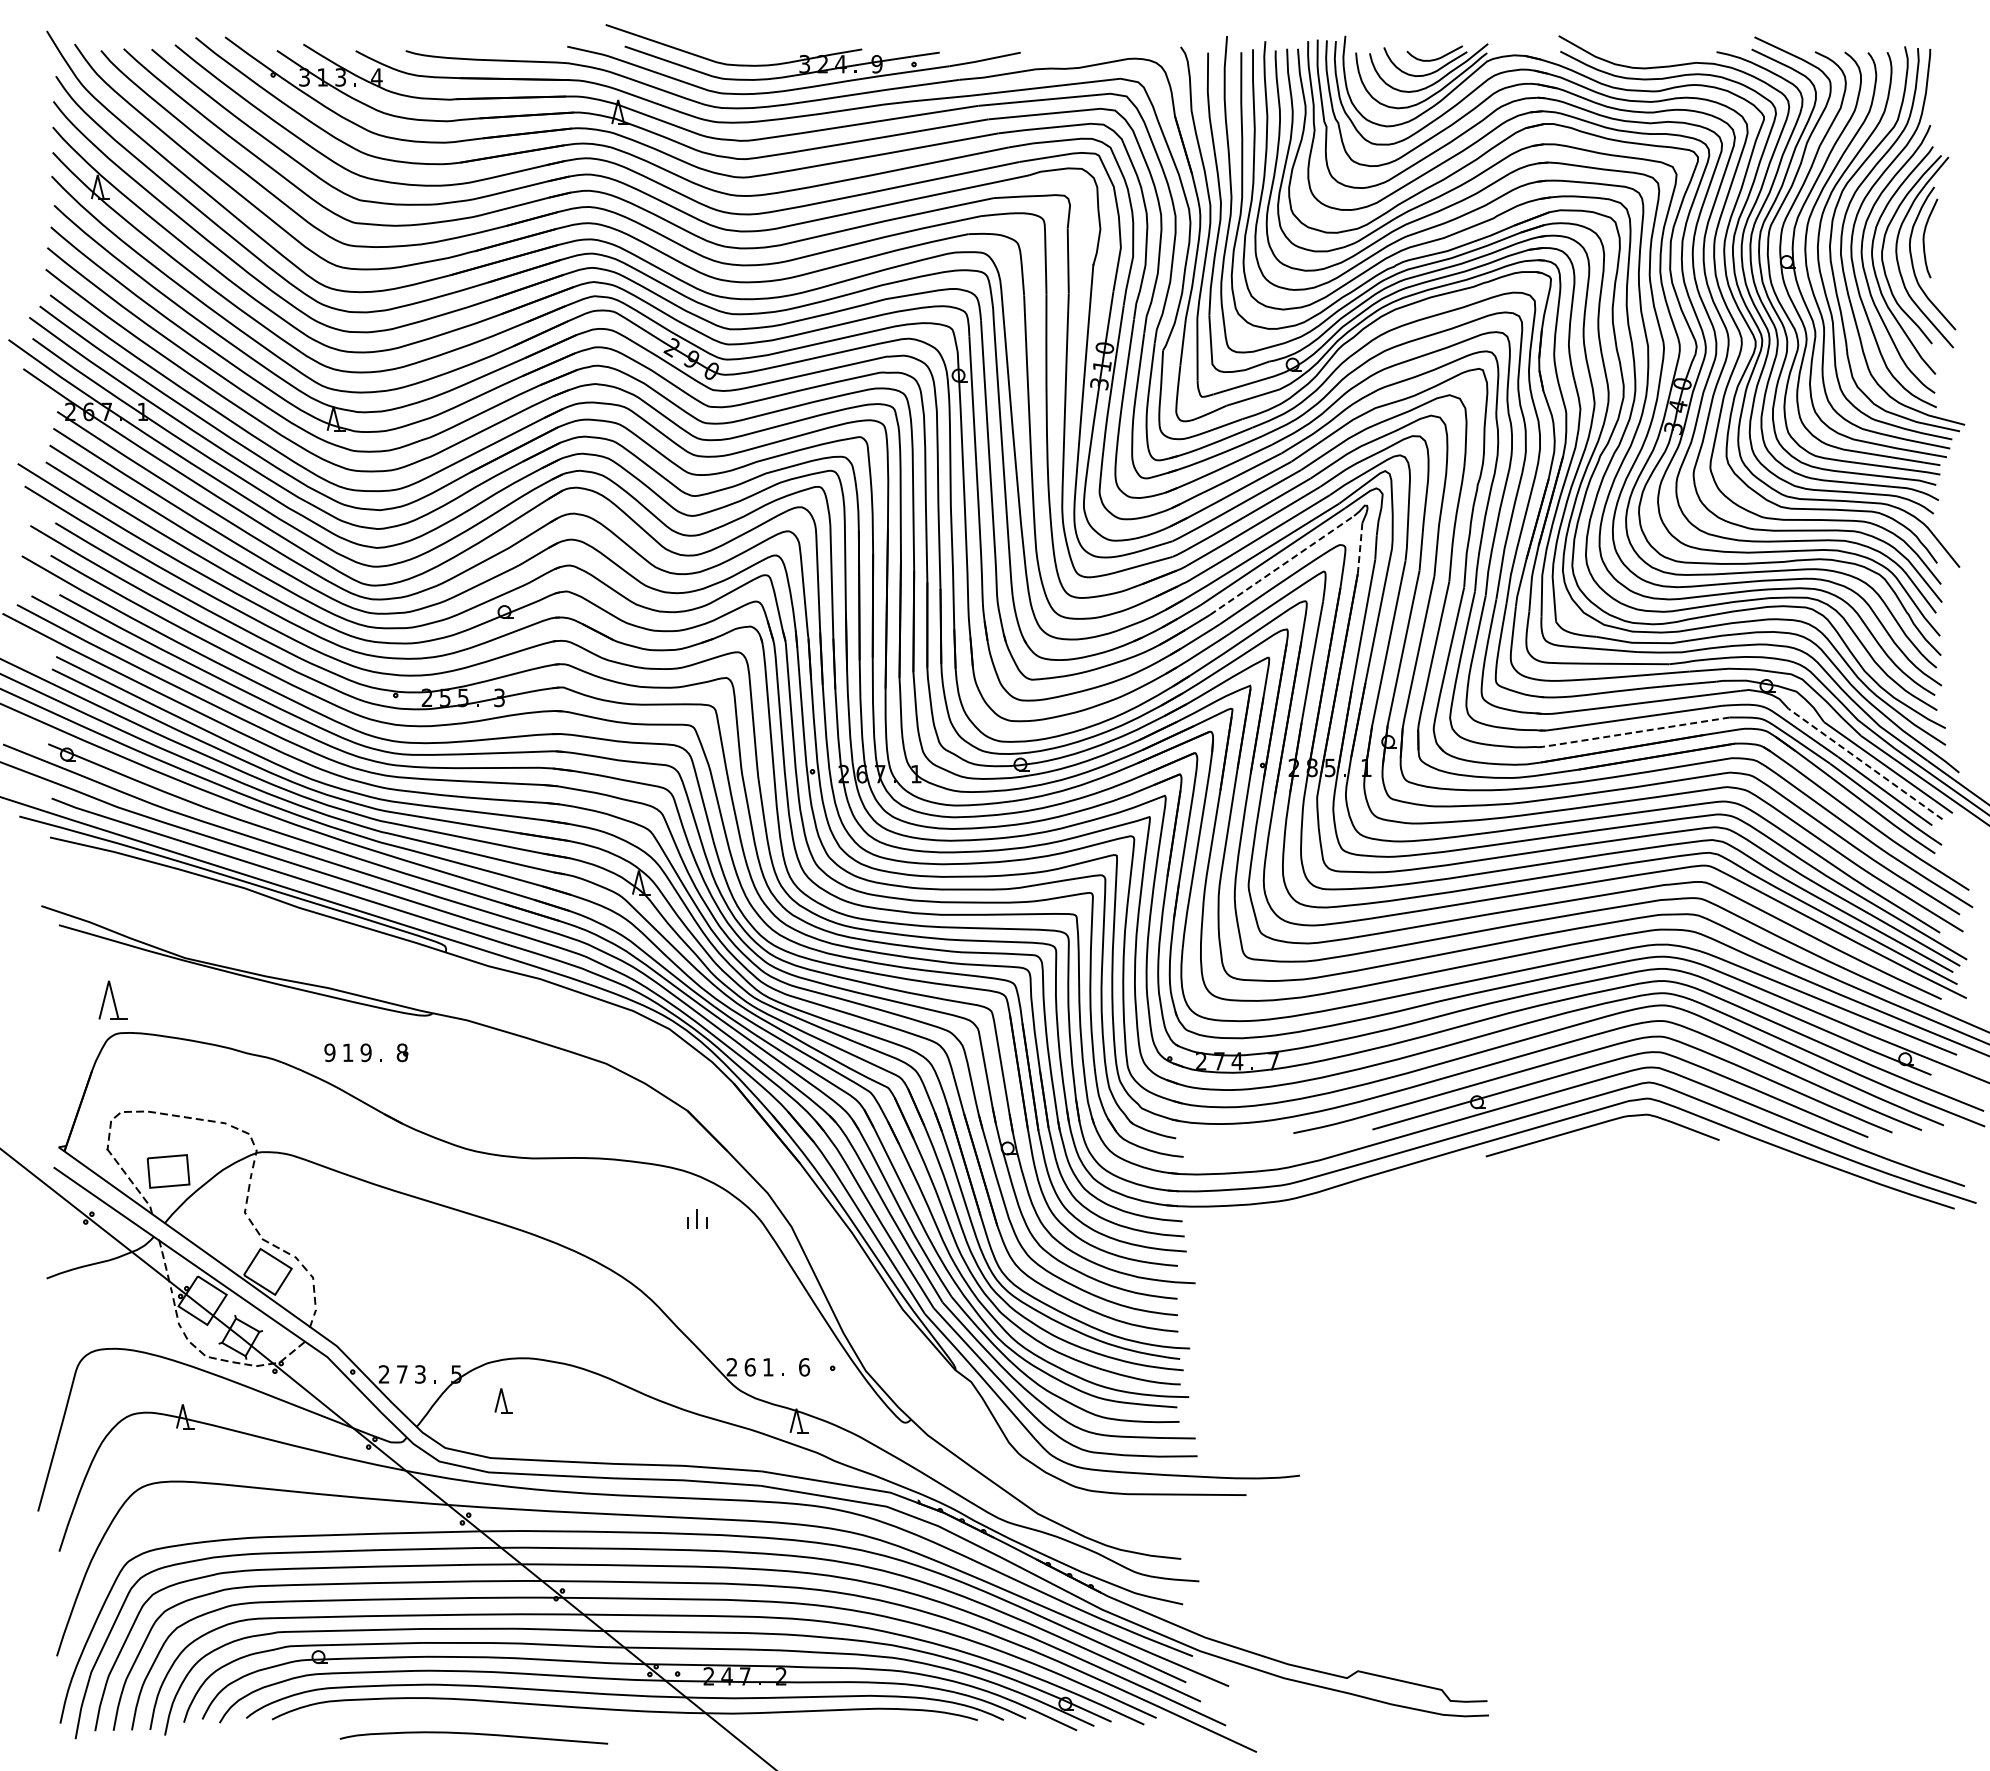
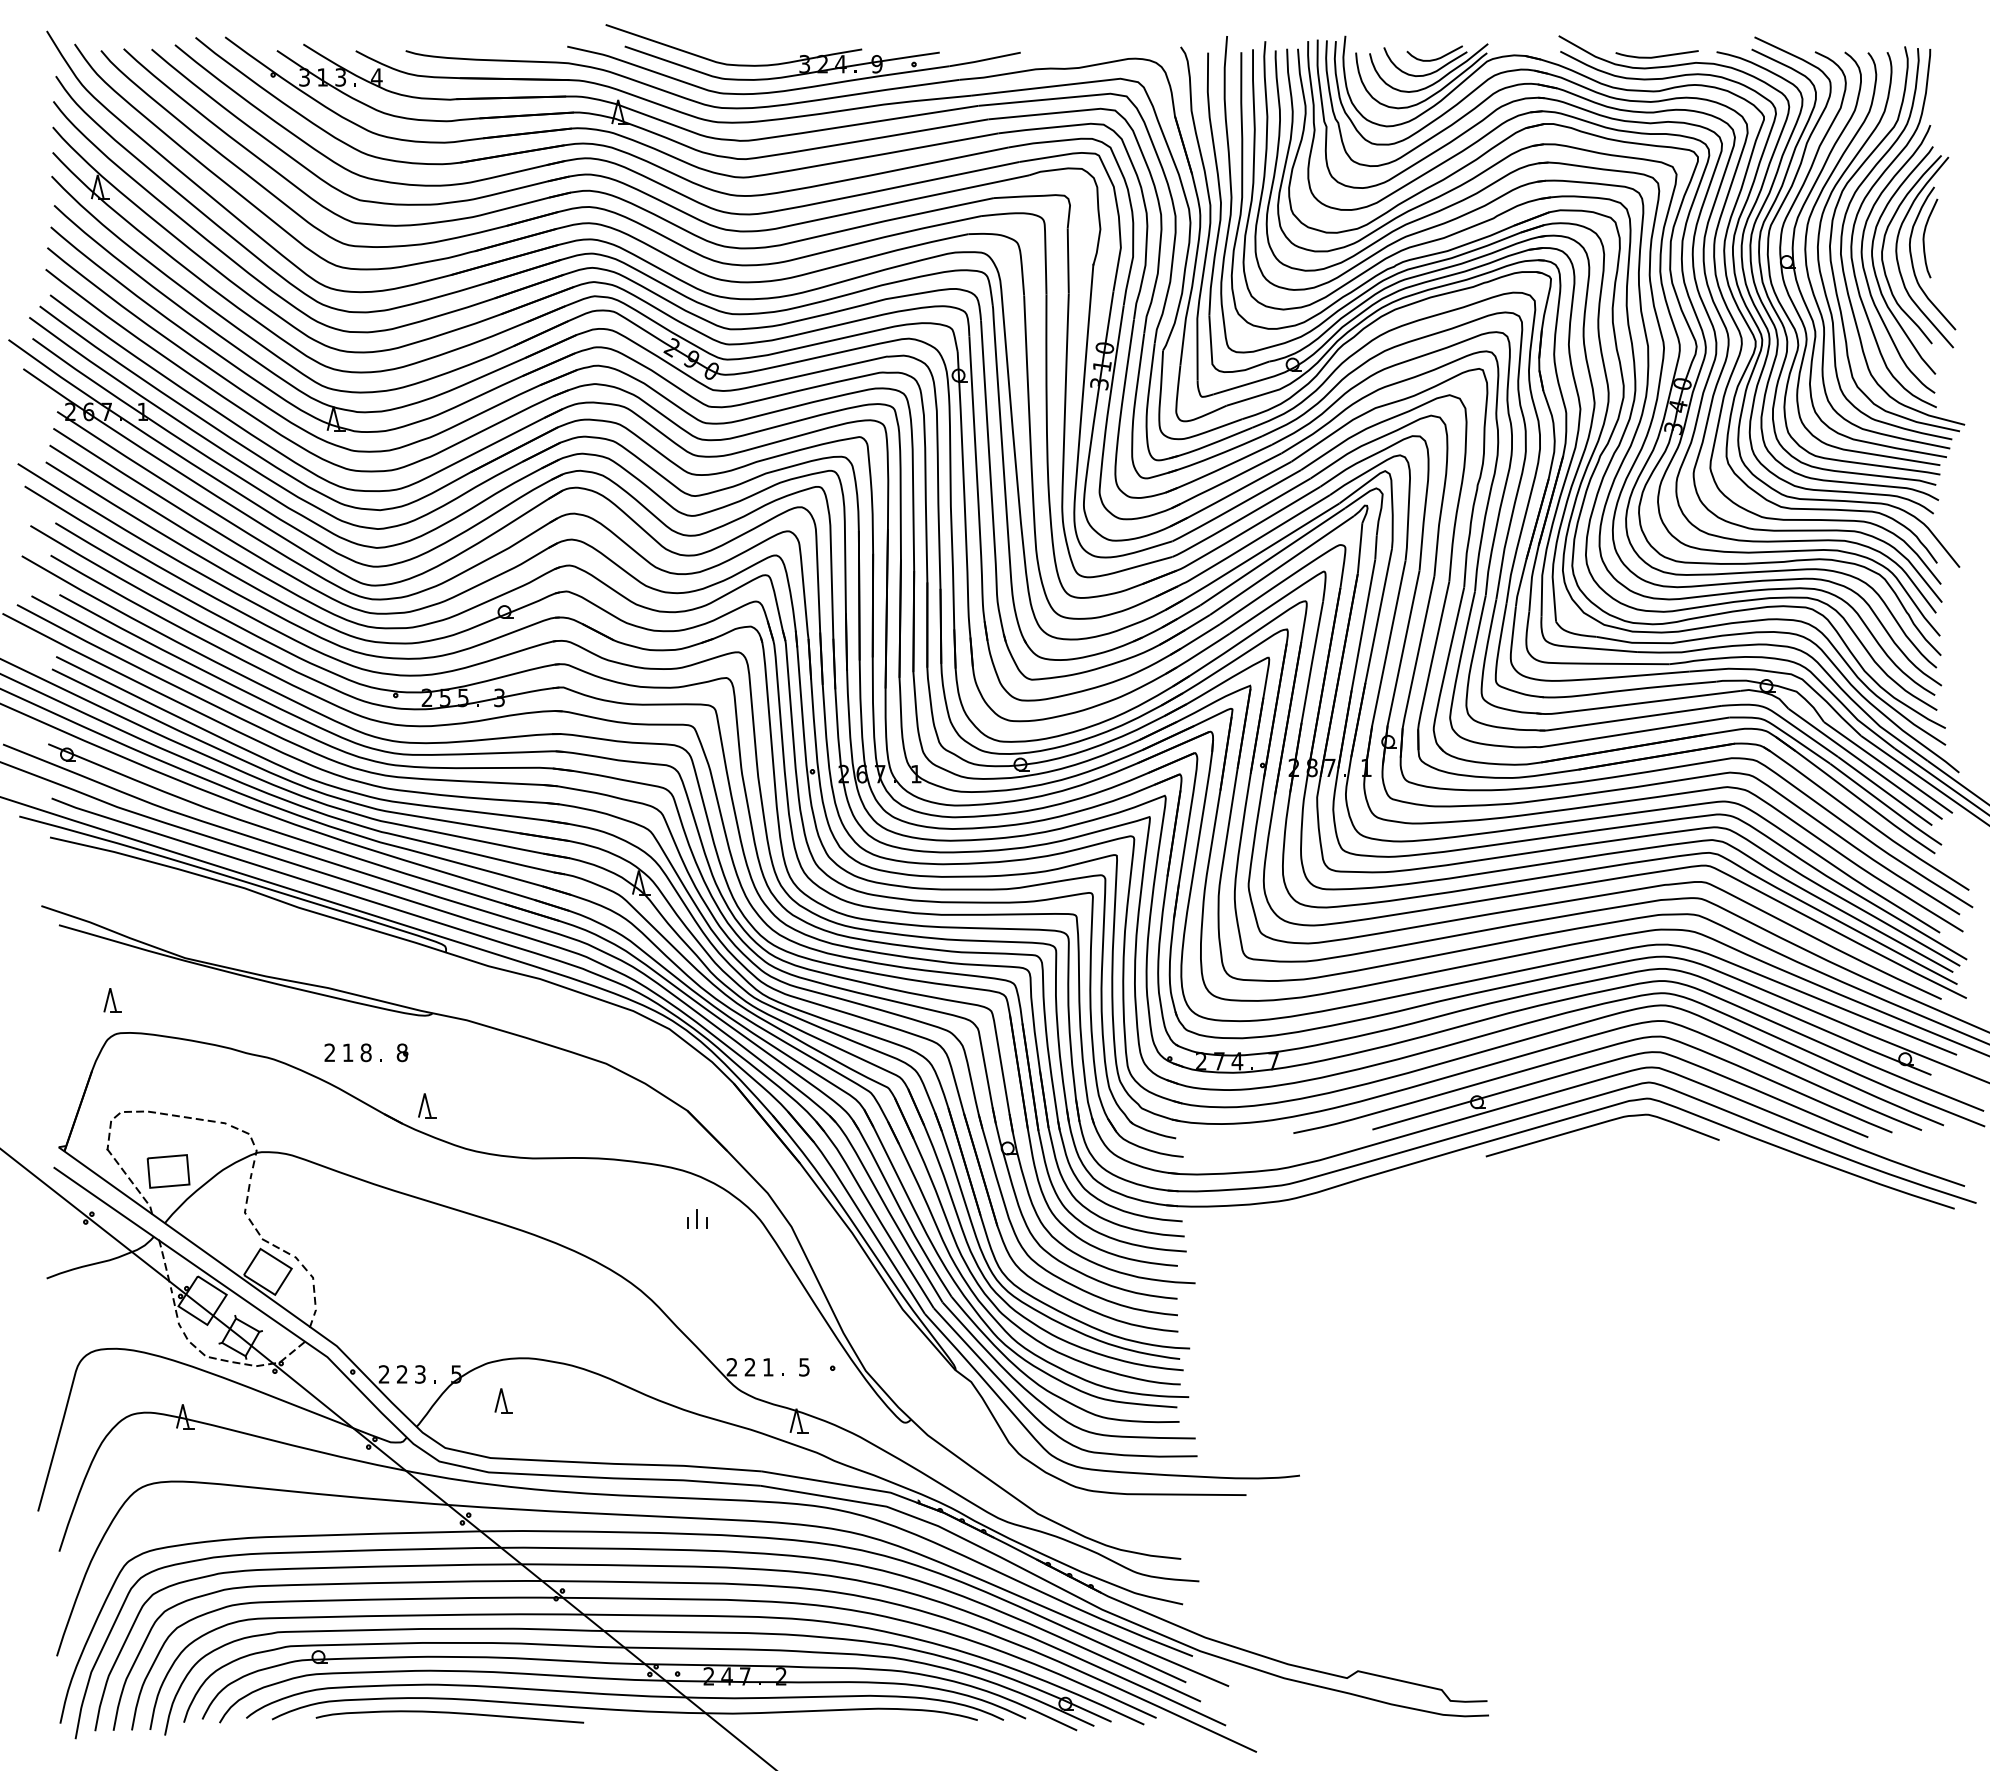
curve: none -> present (1656, 56)
line: dashed -> solid (1360, 547)
line: dashed -> solid (1281, 565)
line: dashed -> solid (1633, 732)
line: dashed -> solid (1865, 764)
text: 5 -> 7 (1330, 768)
part size: 30x40 px -> 19x25 px (112, 1000)
text: 9 -> 2 (329, 1052)
text: 9 -> 8 (365, 1052)
part: none -> present (427, 1105)
text: 6 -> 2 (749, 1367)
text: 6 -> 5 (804, 1367)
text: 7 -> 2 (402, 1374)
curve position: (473, 1734) -> (449, 1713) (449, 1713)
